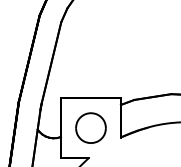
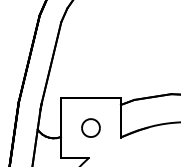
part size: 32x32 px -> 20x20 px (90, 127)
